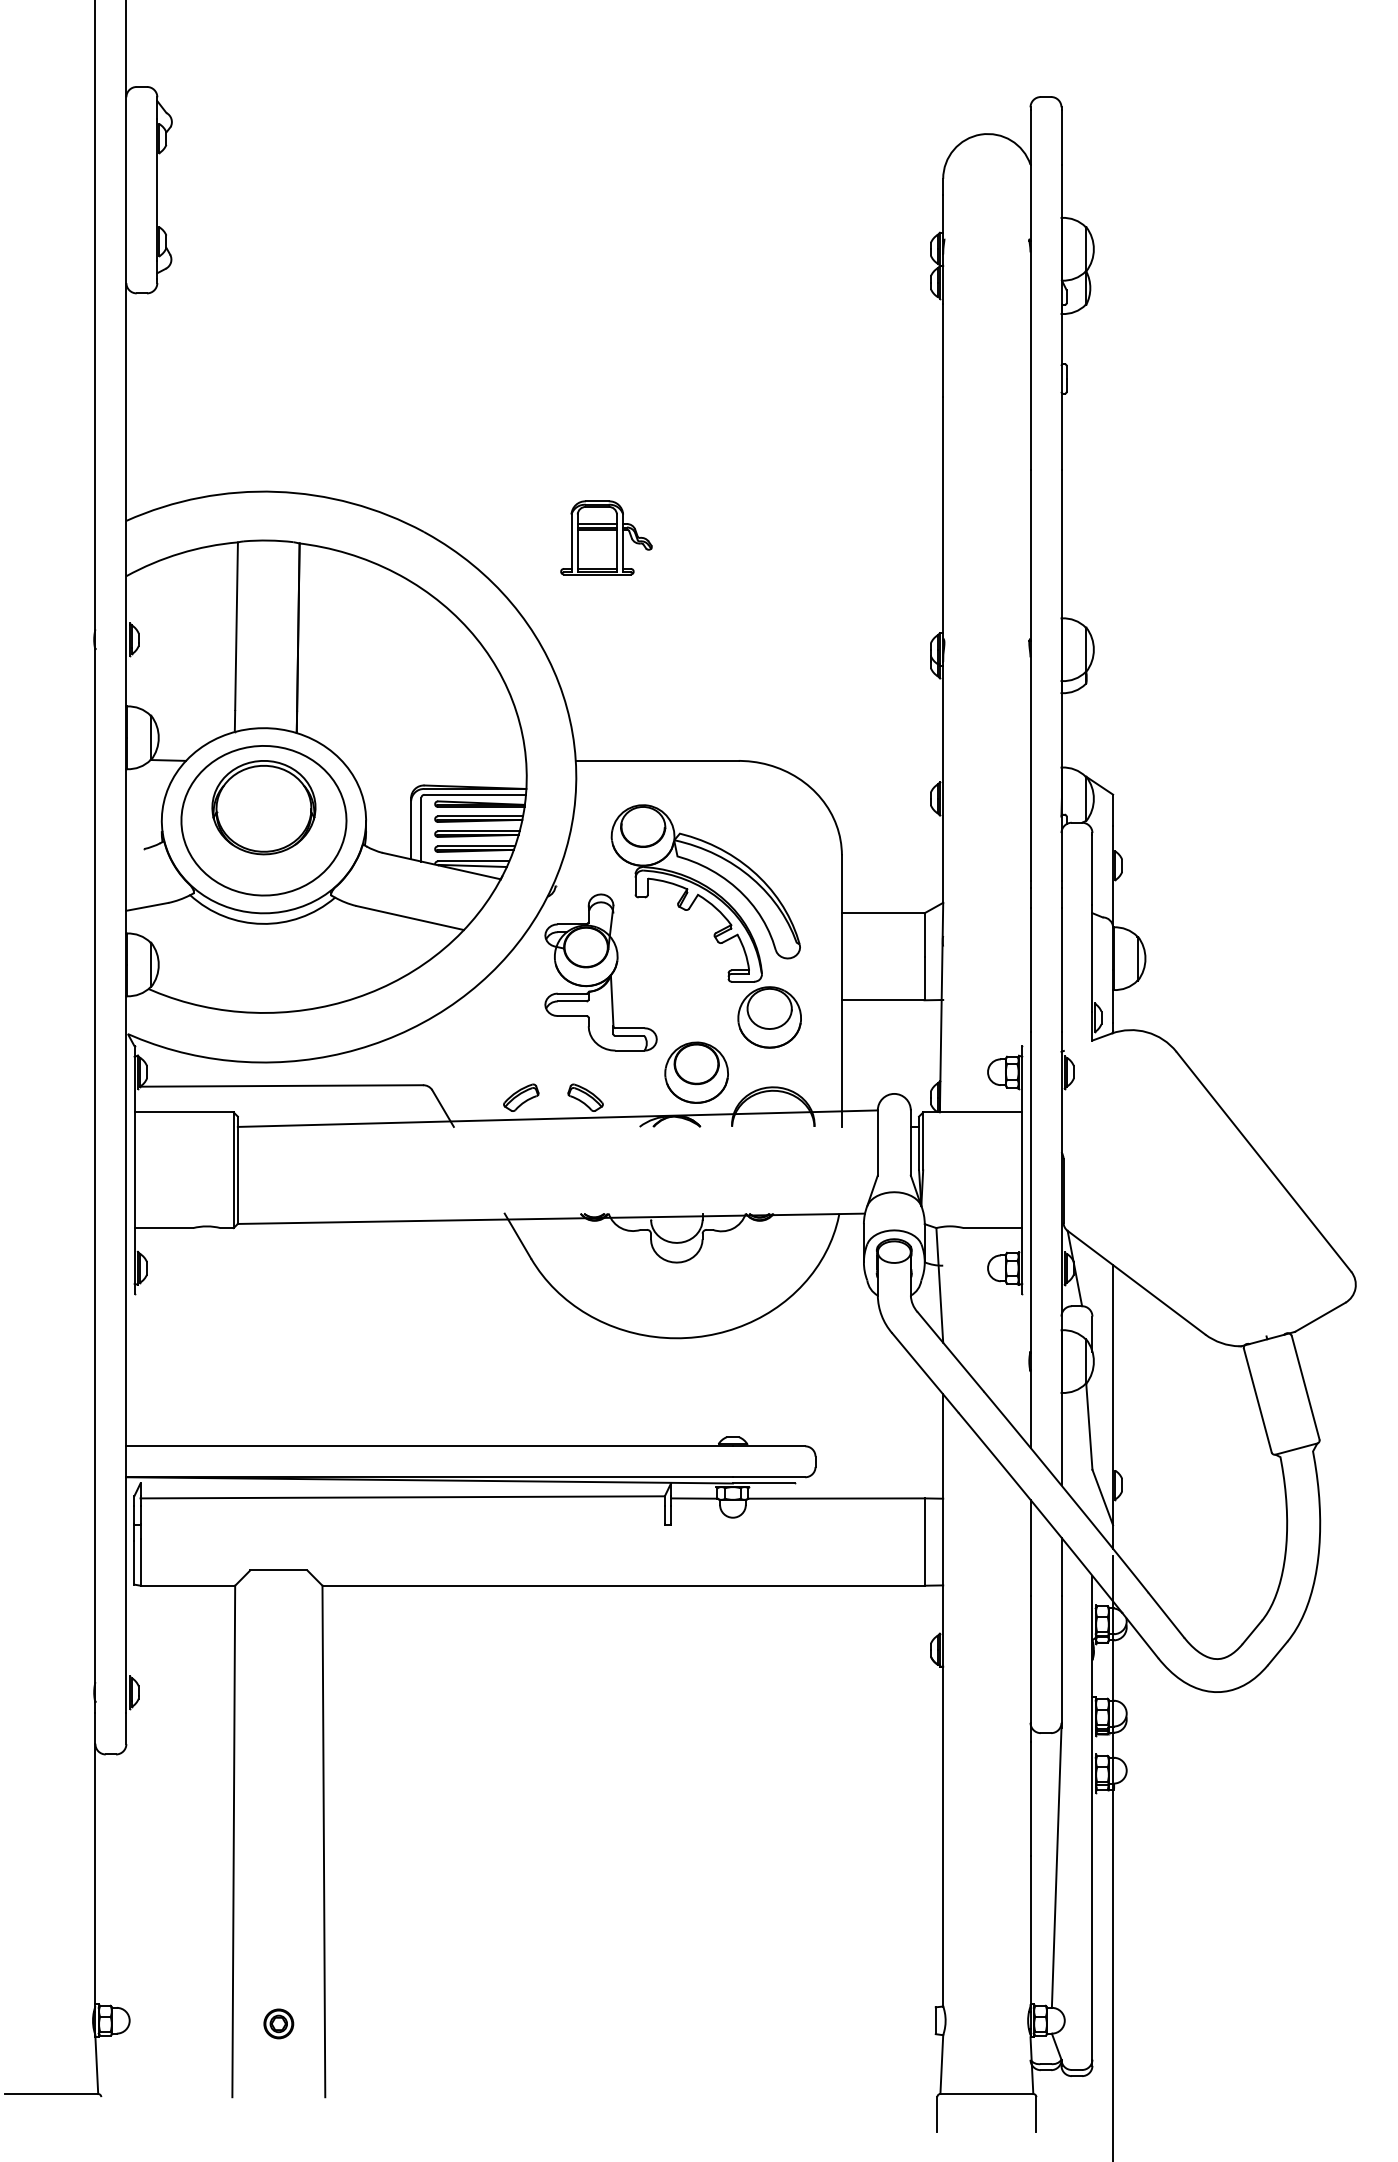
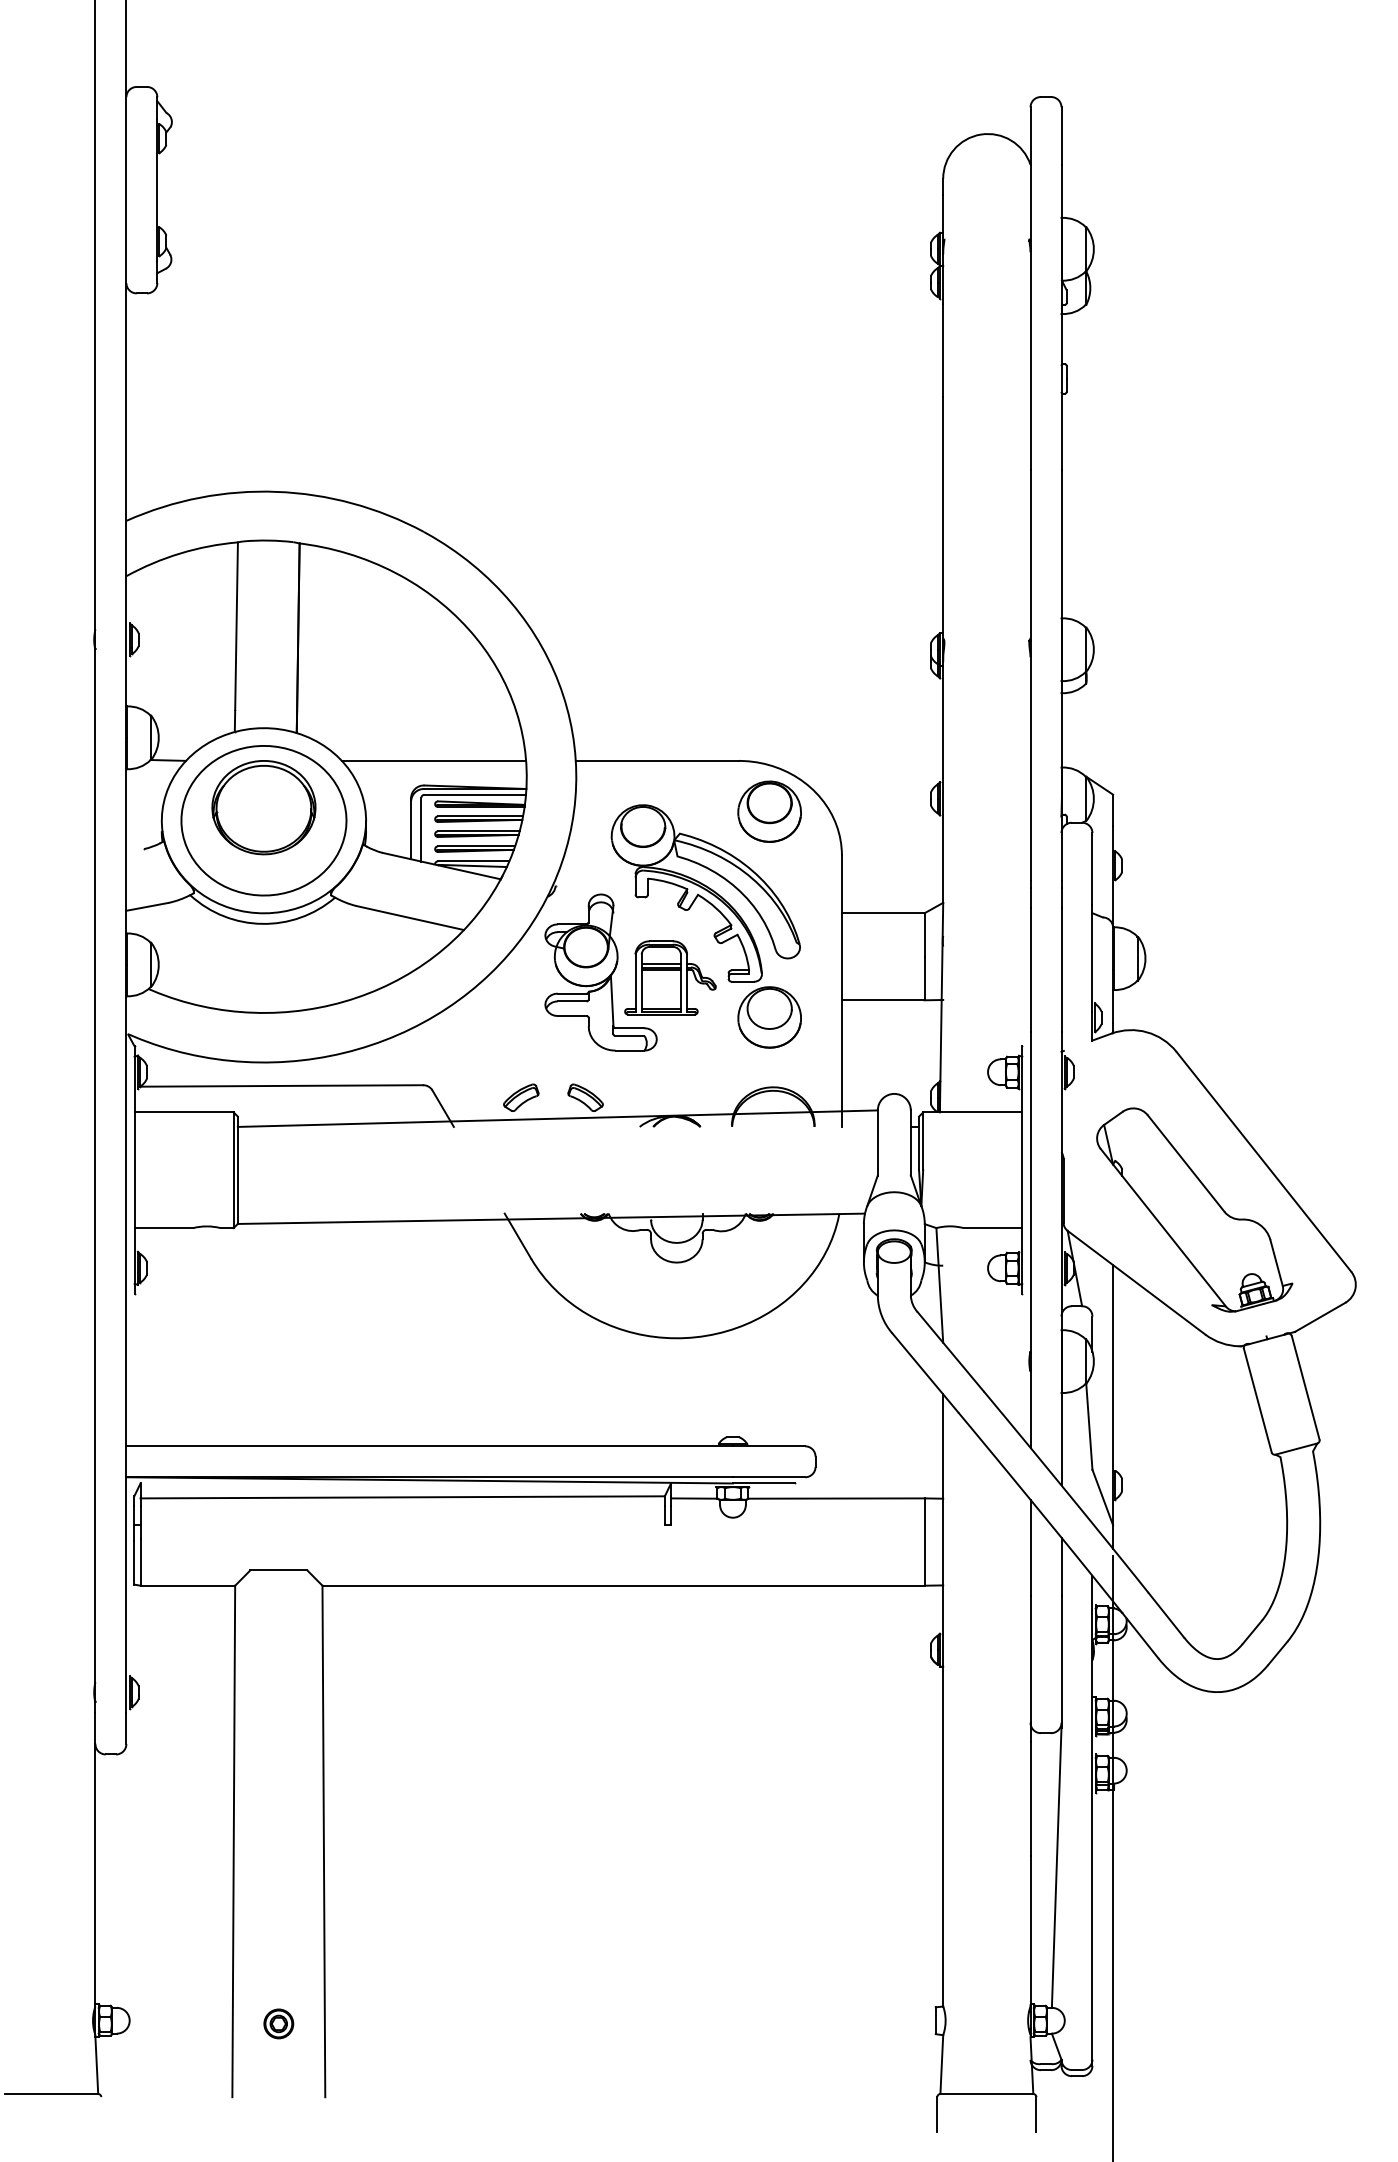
part position: (606, 537) -> (670, 977) (670, 977)
line: none -> present (433, 760)
part position: (696, 1072) -> (769, 811) (769, 811)
part: none -> present (1194, 1209)
